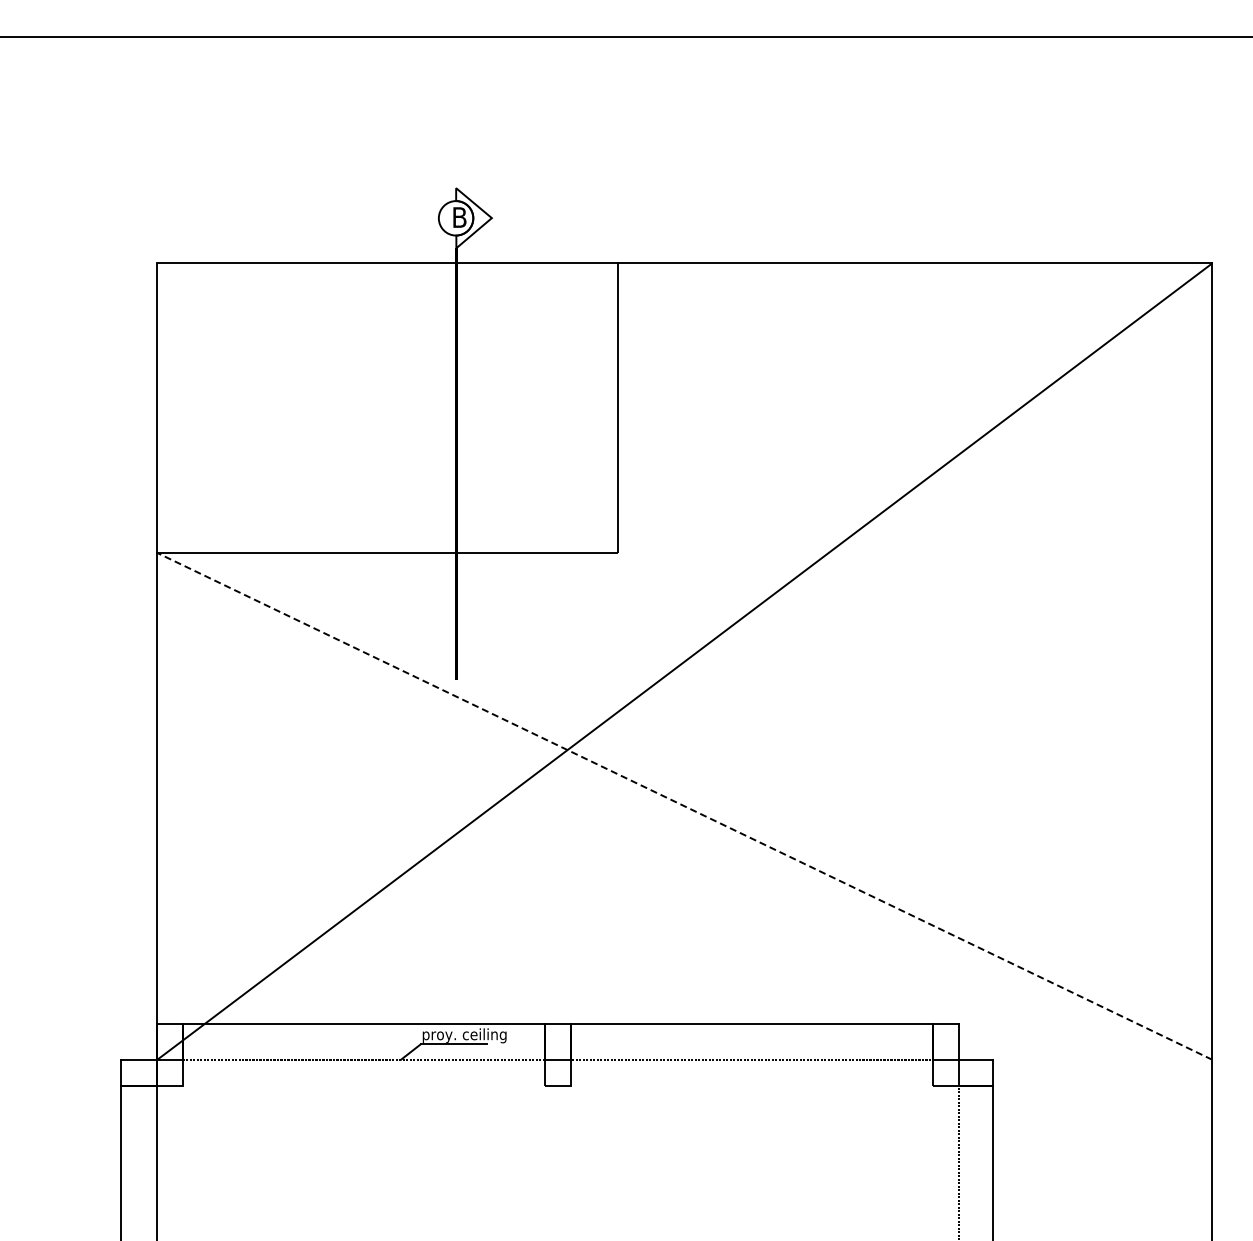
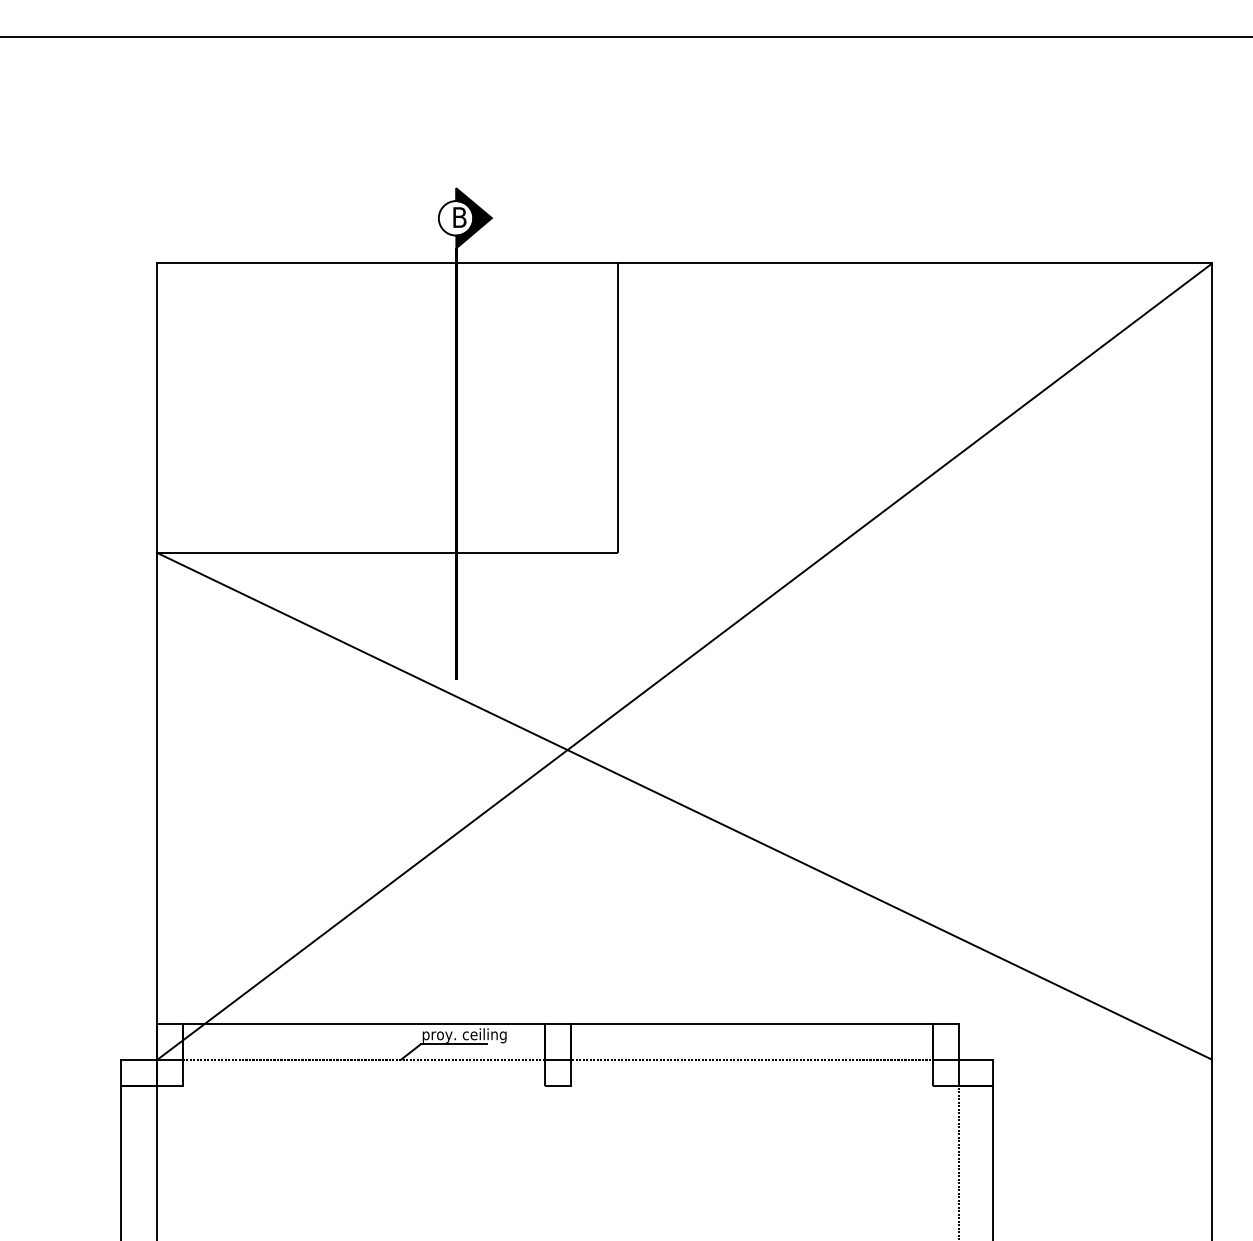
fill: none -> present (473, 218)
line: dashed -> solid (684, 806)
